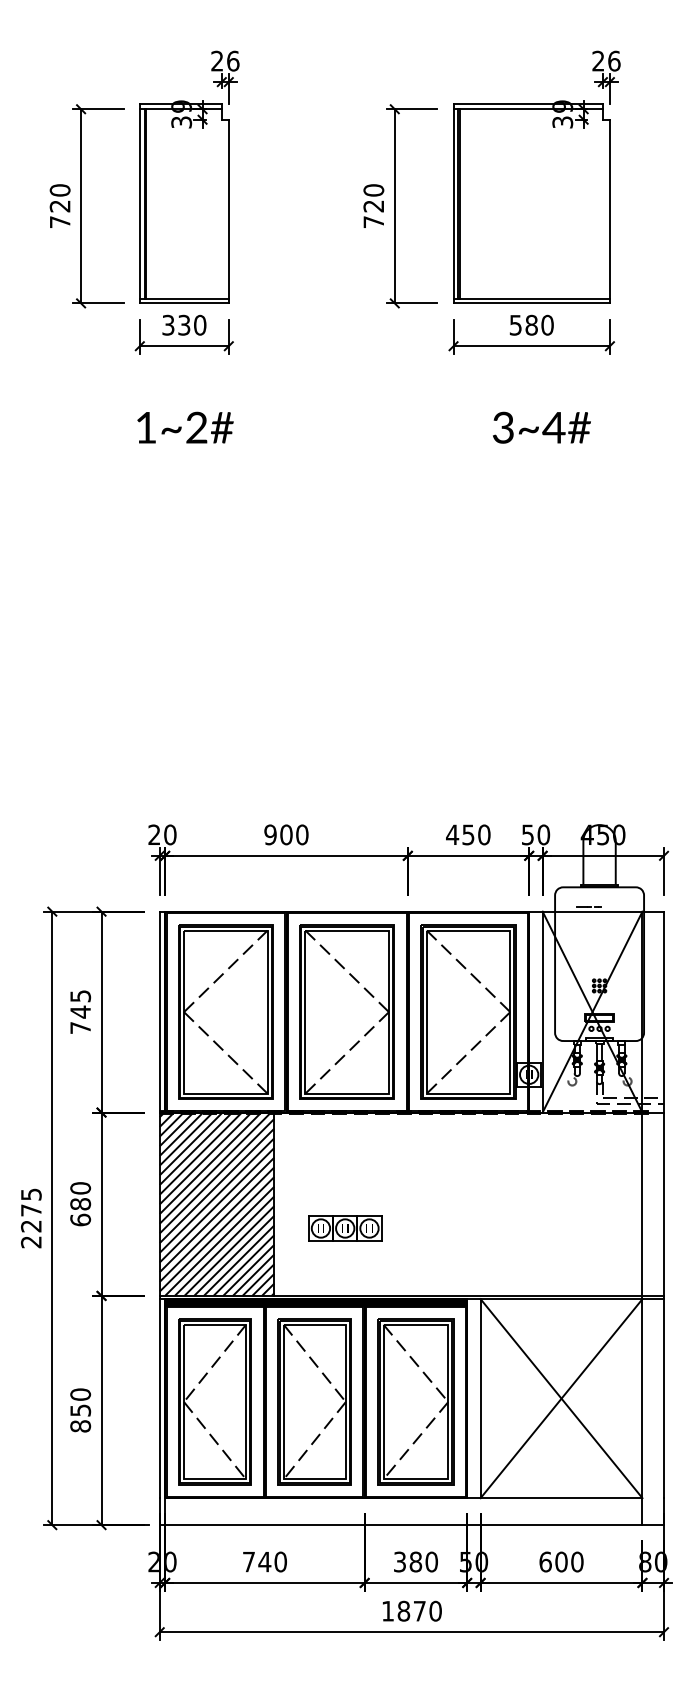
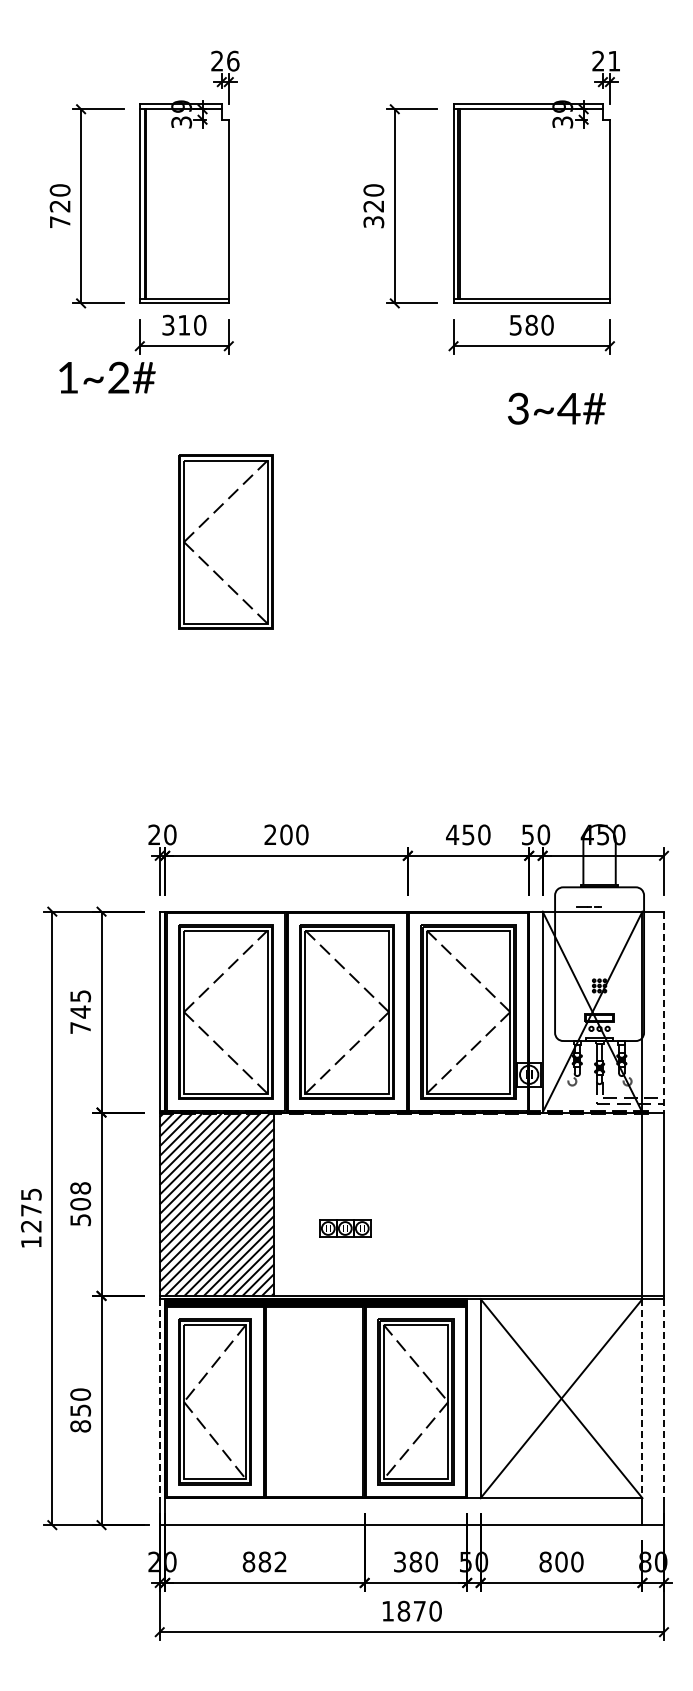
text: 26 -> 21 (614, 60)
text: 720 -> 320 (373, 222)
text: 330 -> 310 (184, 324)
text position: (185, 427) -> (107, 377) (107, 377)
text position: (541, 427) -> (556, 408) (556, 408)
part: none -> present (225, 541)
text: 900 -> 200 (270, 834)
line: solid -> dashed (664, 1012)
text: 680 -> 508 (80, 1204)
part size: 75x27 px -> 53x19 px (345, 1228)
text: 2275 -> 1275 (31, 1242)
line: solid -> dashed (159, 1398)
line: solid -> dashed (642, 1398)
line: solid -> dashed (664, 1398)
part: present -> none (314, 1401)
text: 740 -> 882 (264, 1561)
text: 600 -> 800 (545, 1561)
